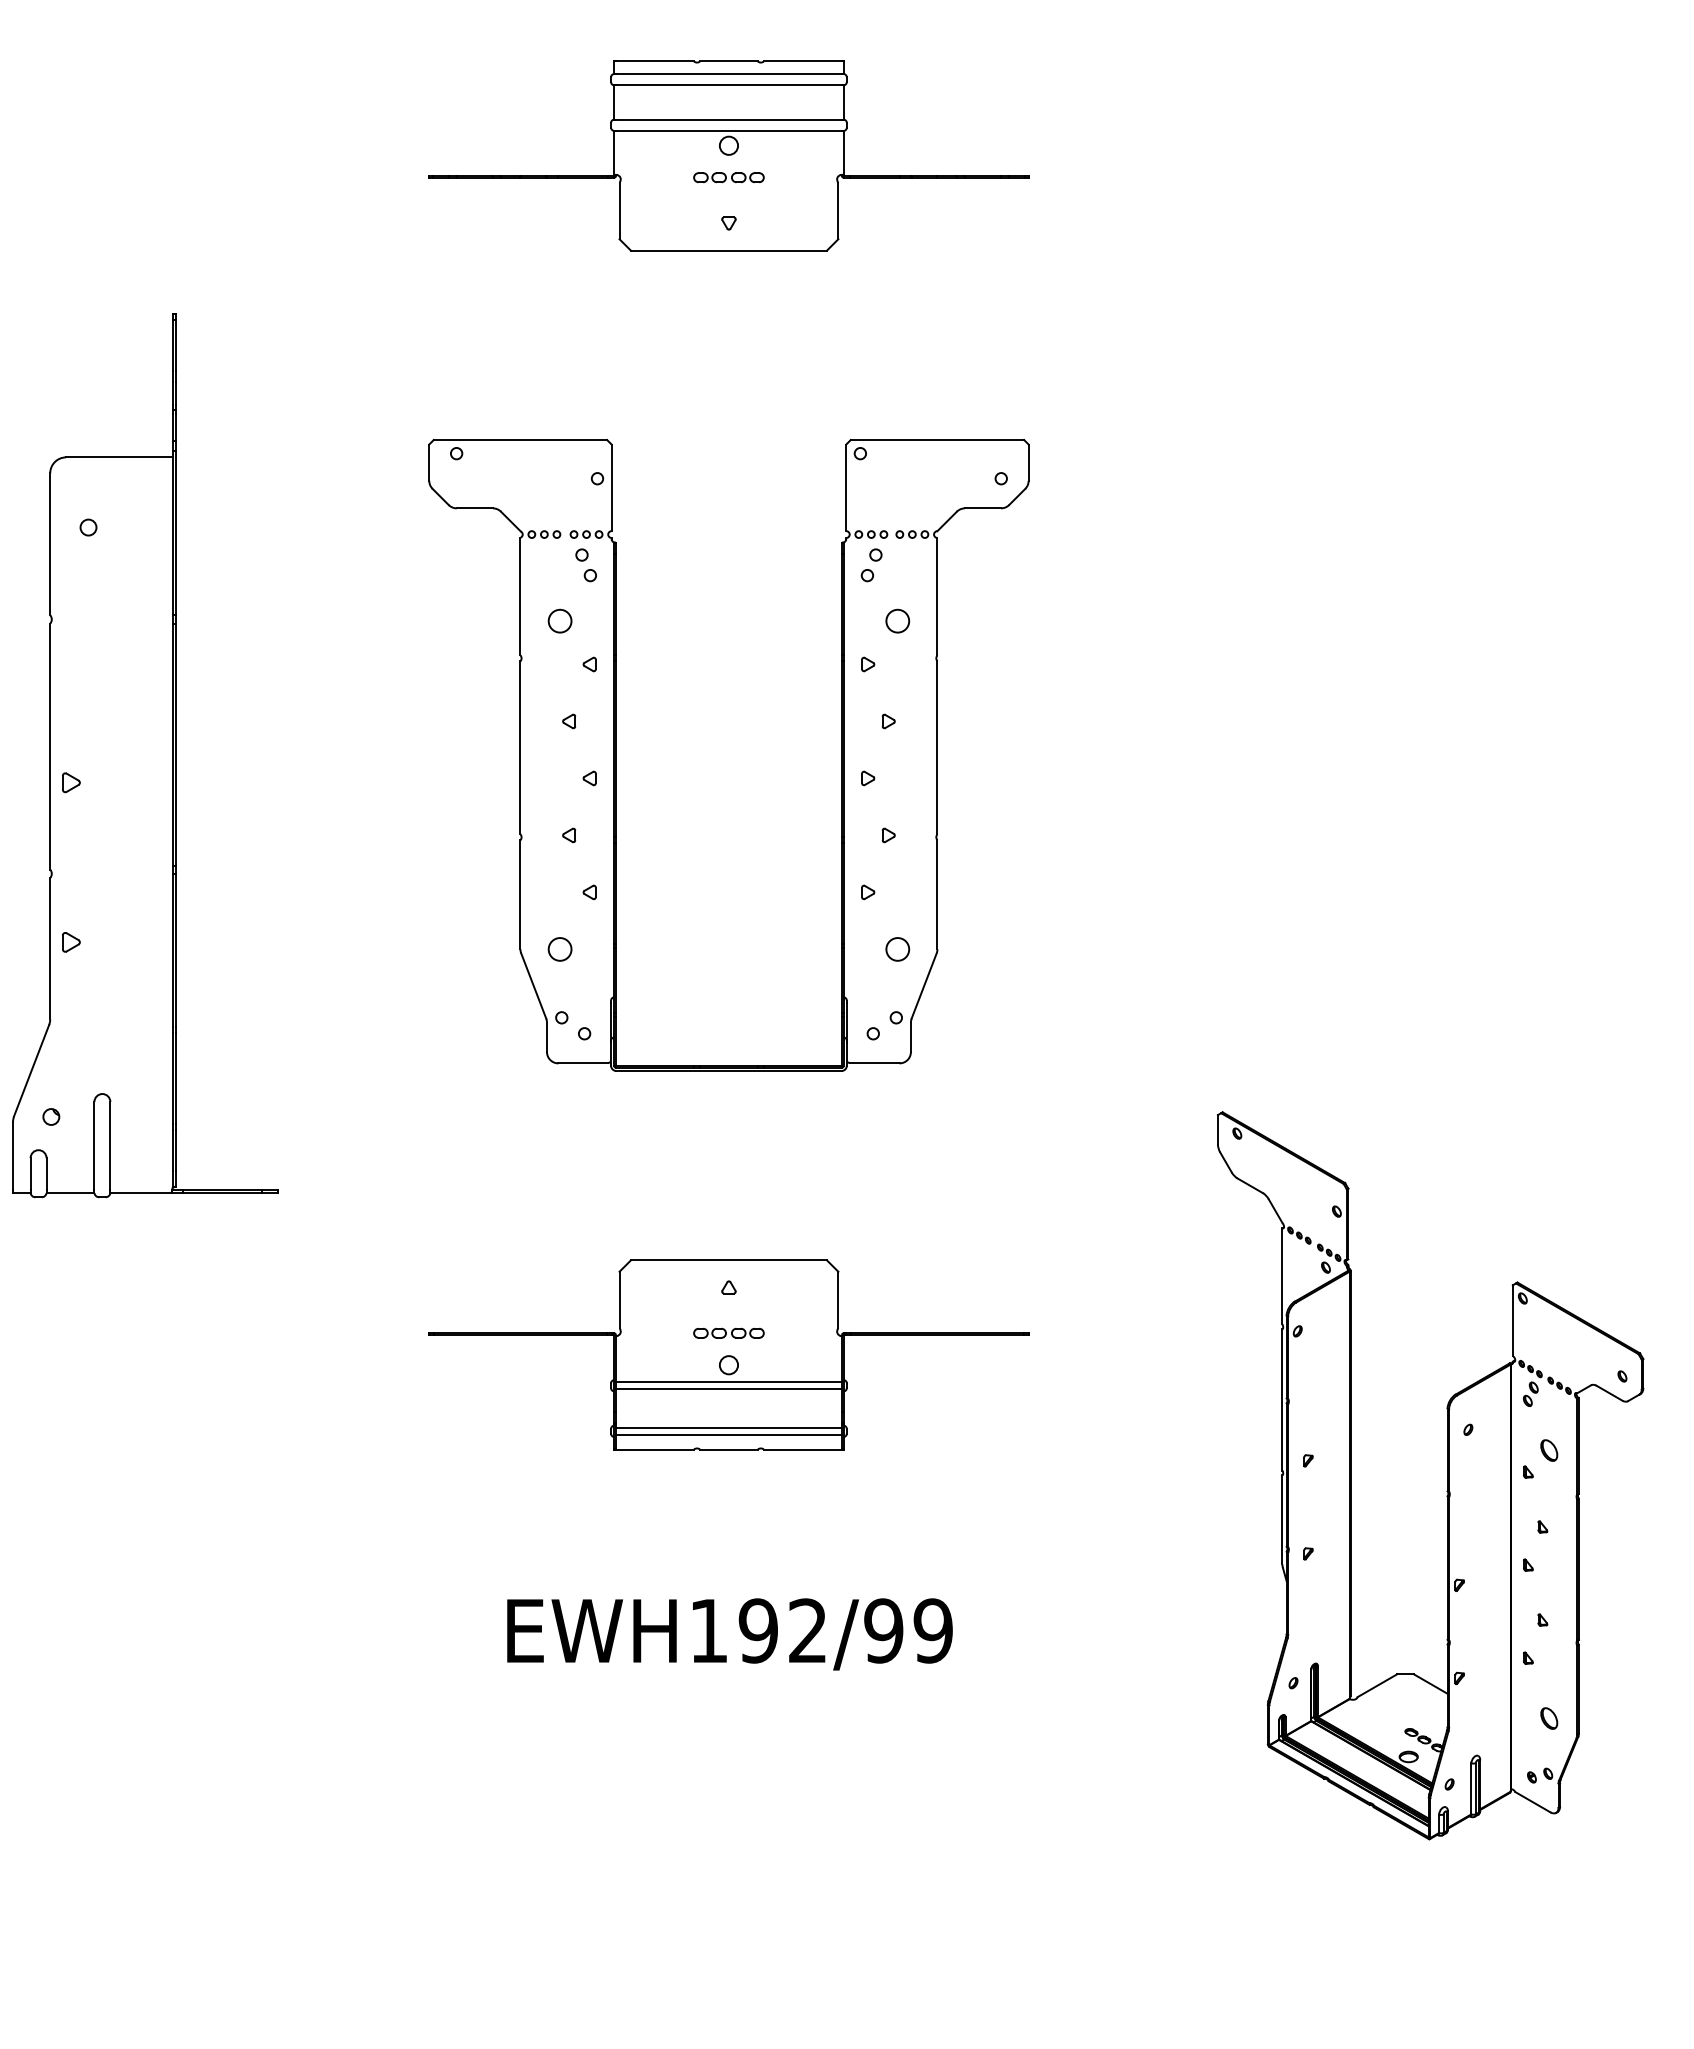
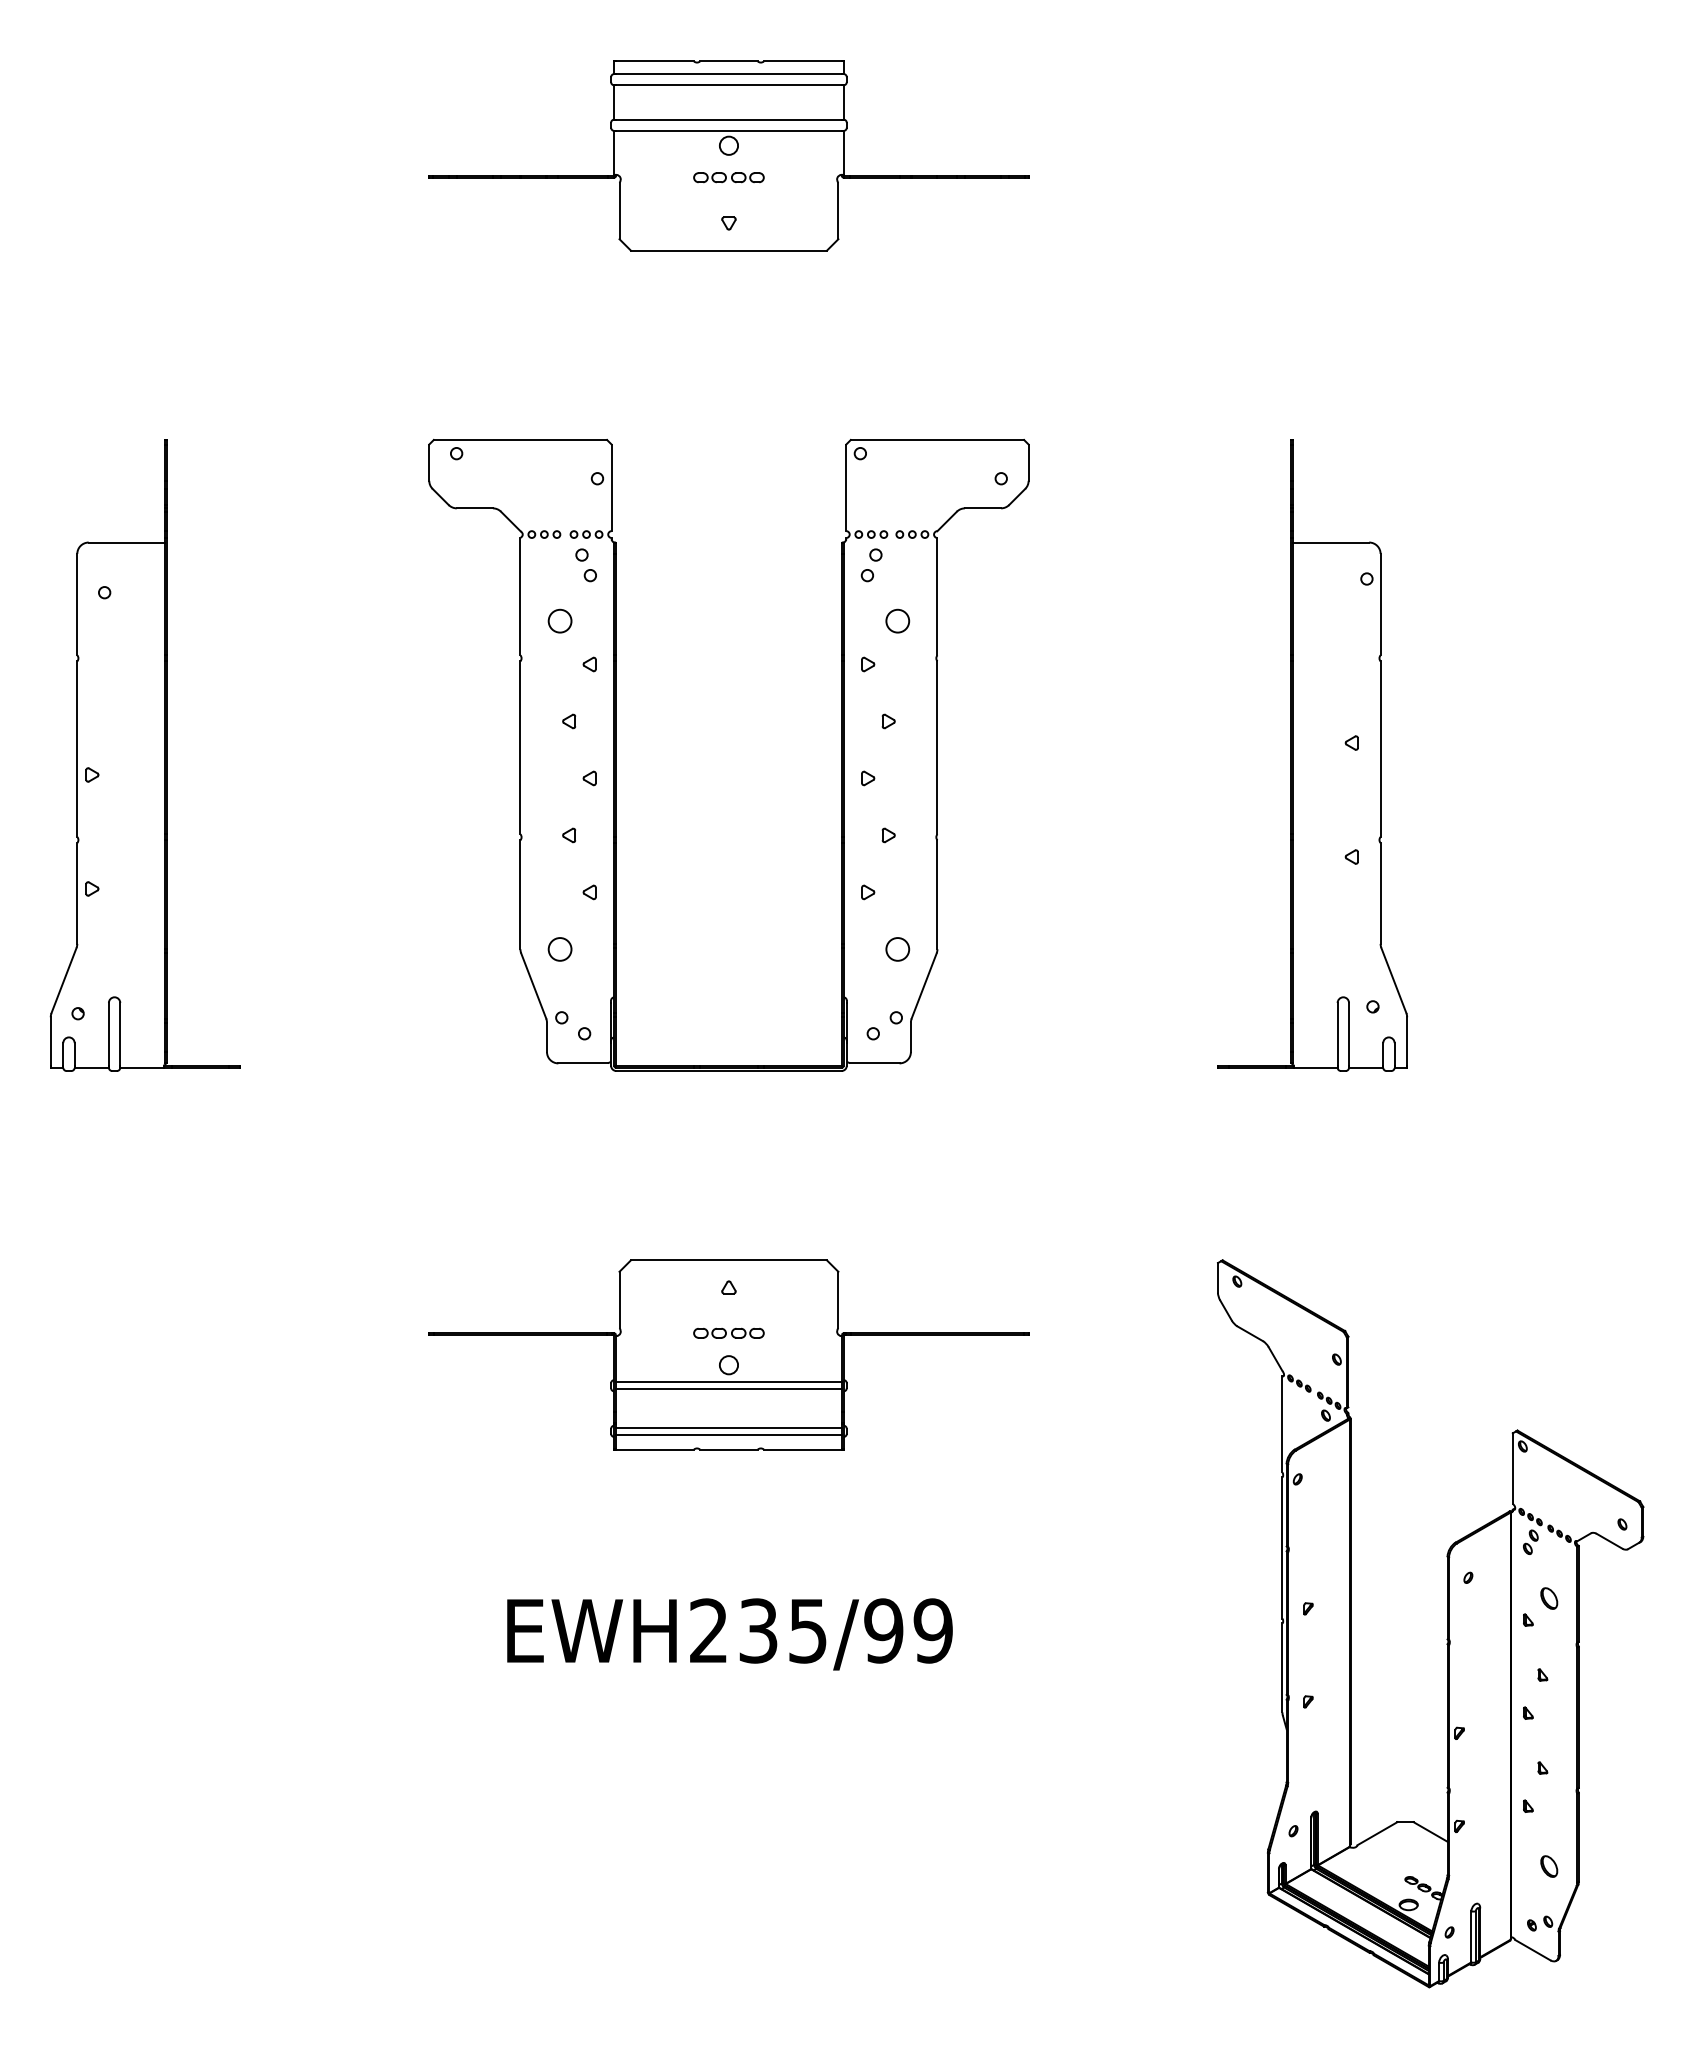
part size: 267x886 px -> 192x633 px (144, 755)
part: none -> present (1312, 755)
part position: (1447, 1475) -> (1447, 1623) (1447, 1623)
text: EWH192/99 -> EWH235/99 (758, 1630)
